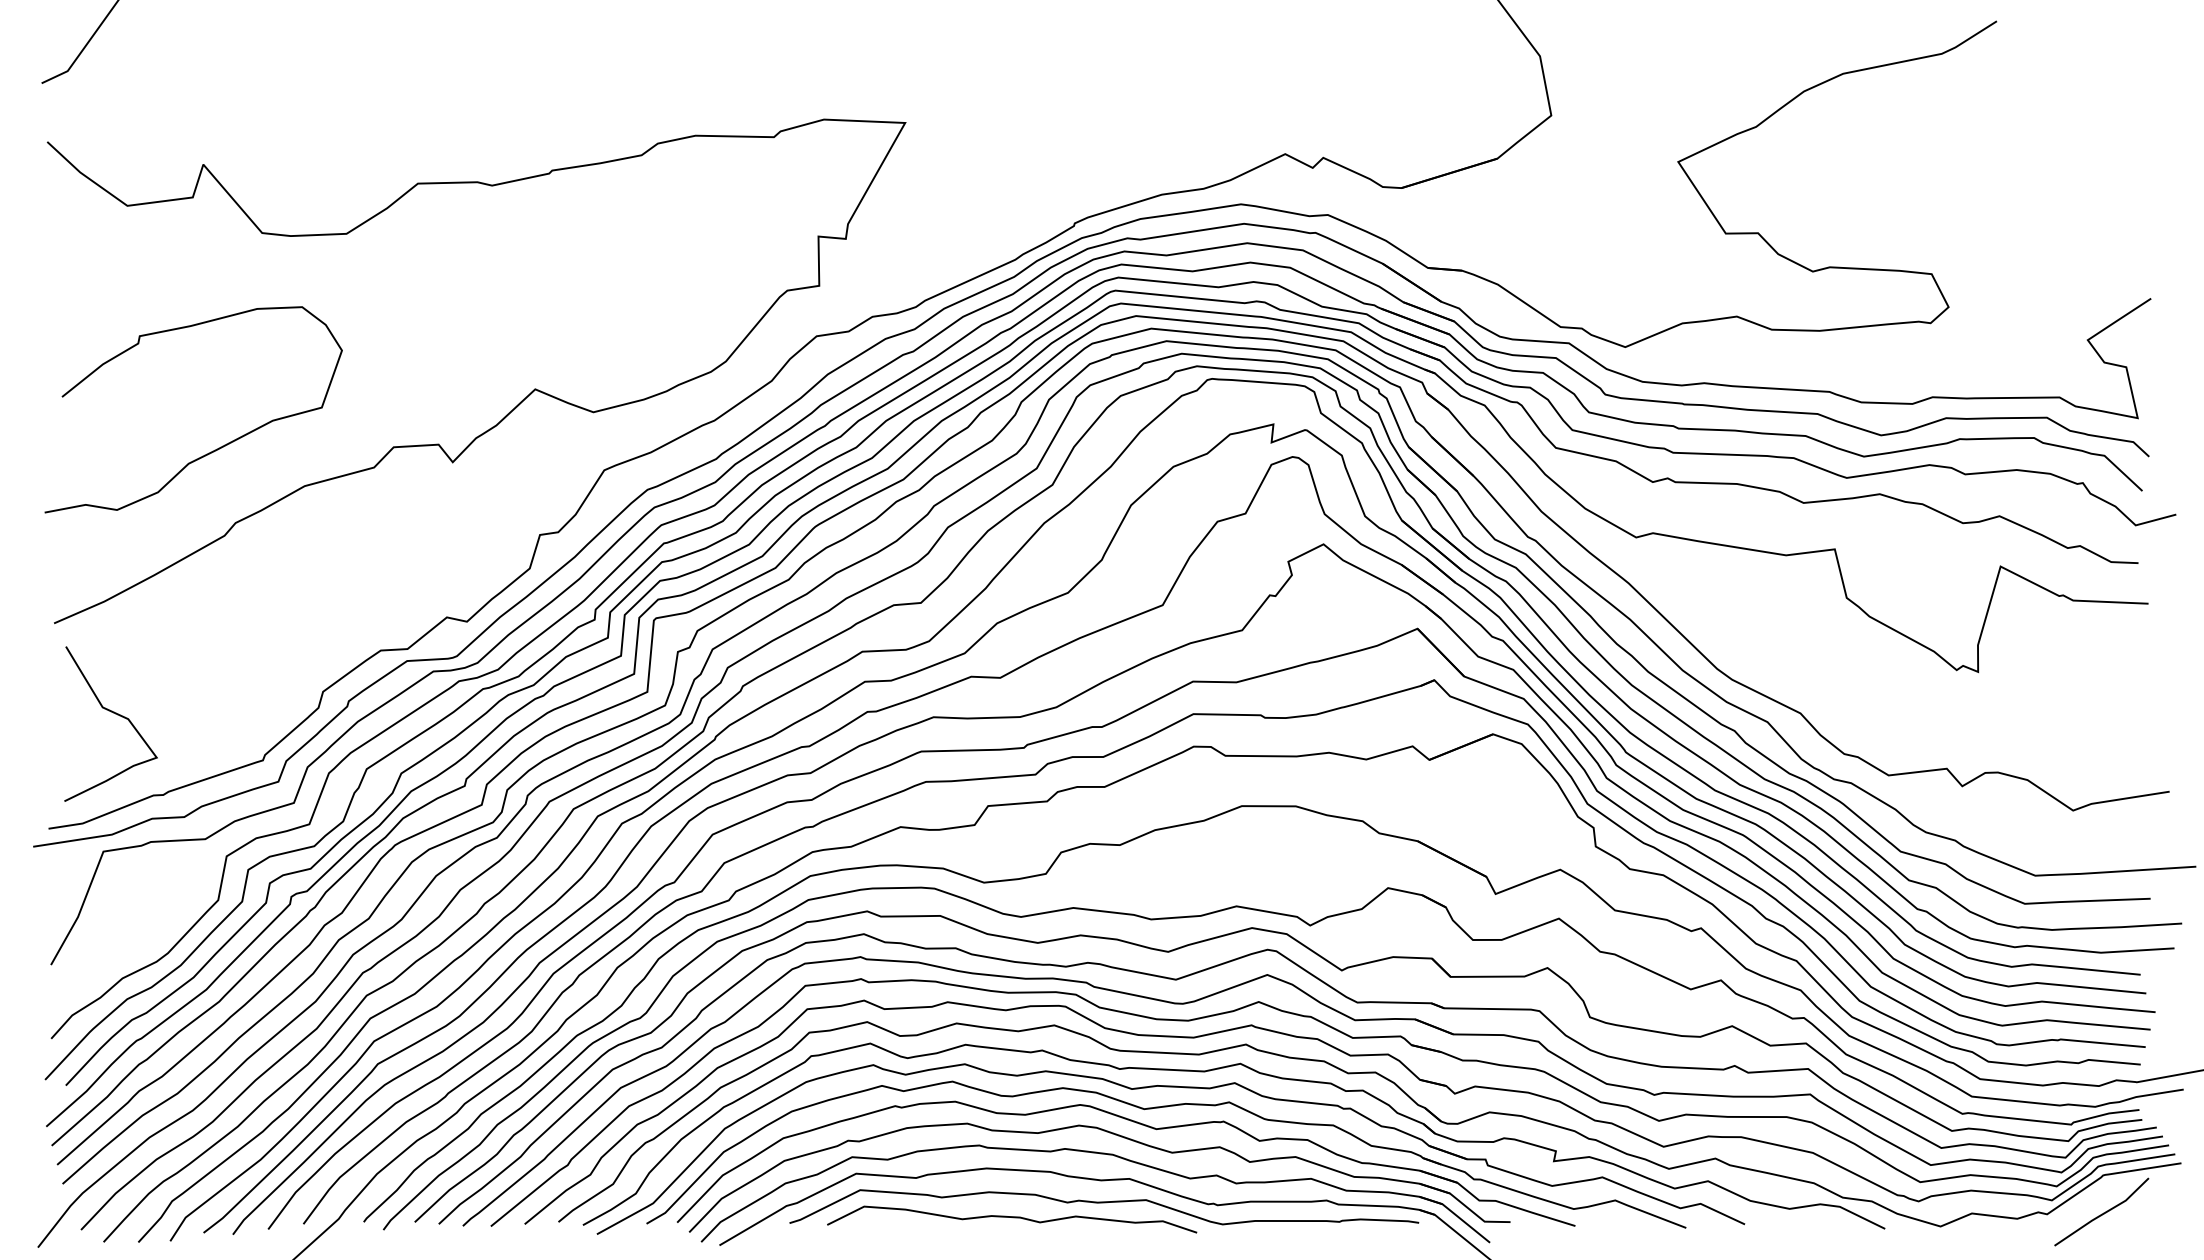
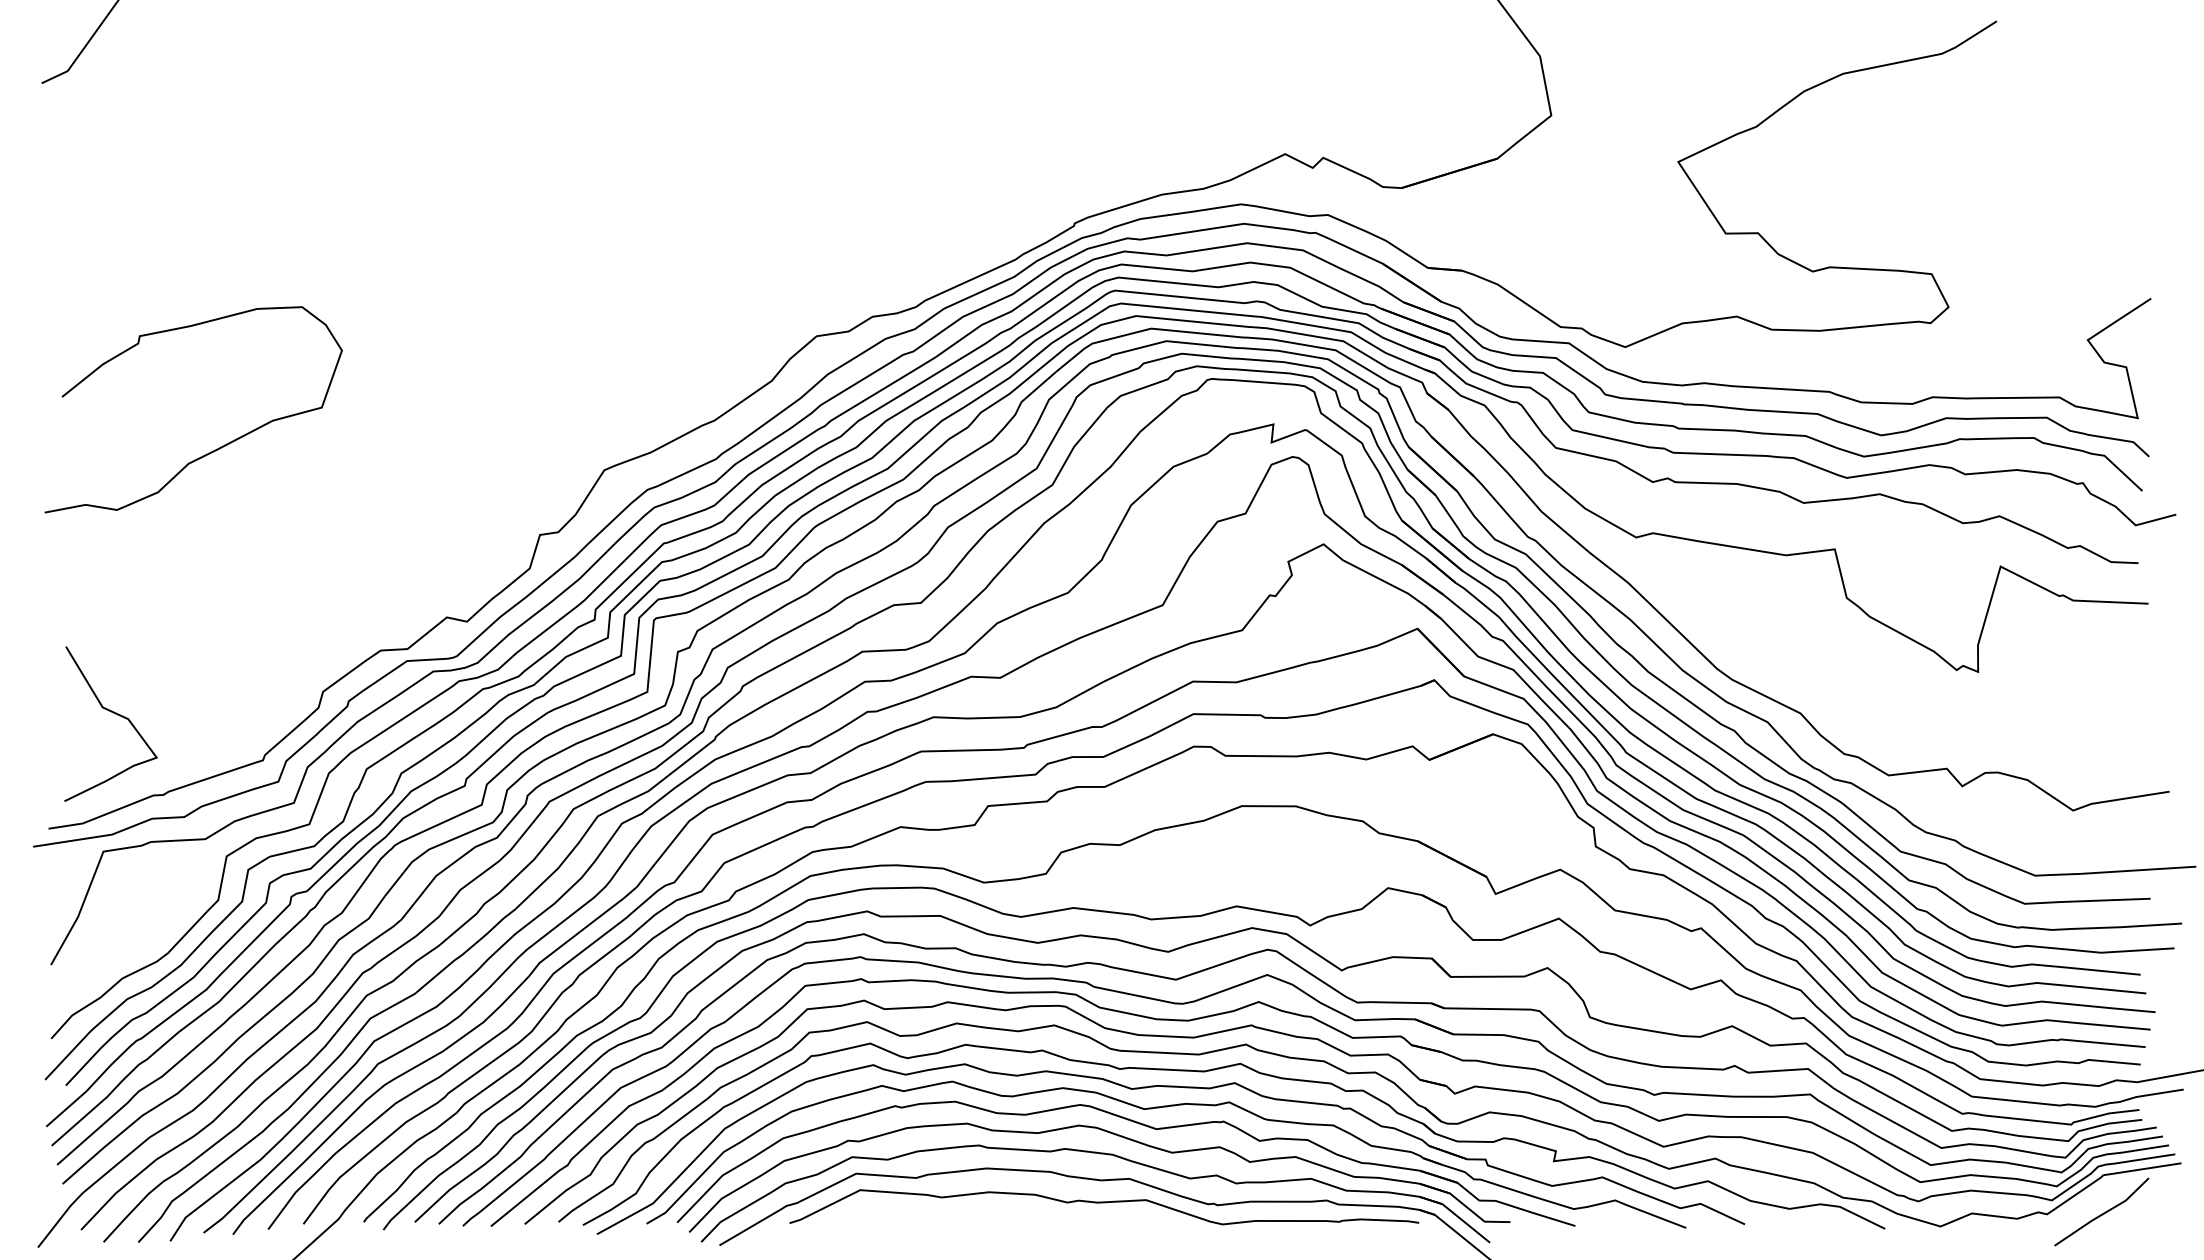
curve: present -> none (508, 412)
curve: present -> none (1013, 1218)
